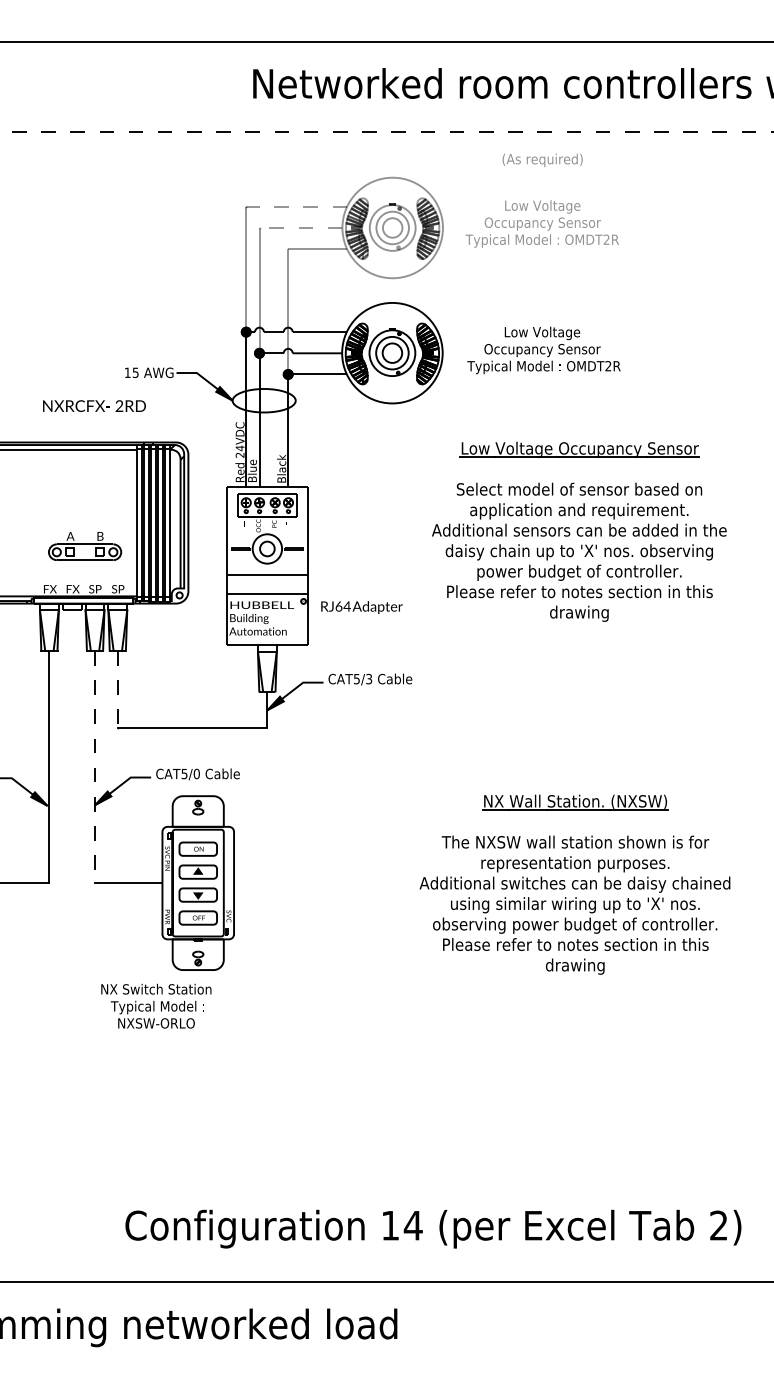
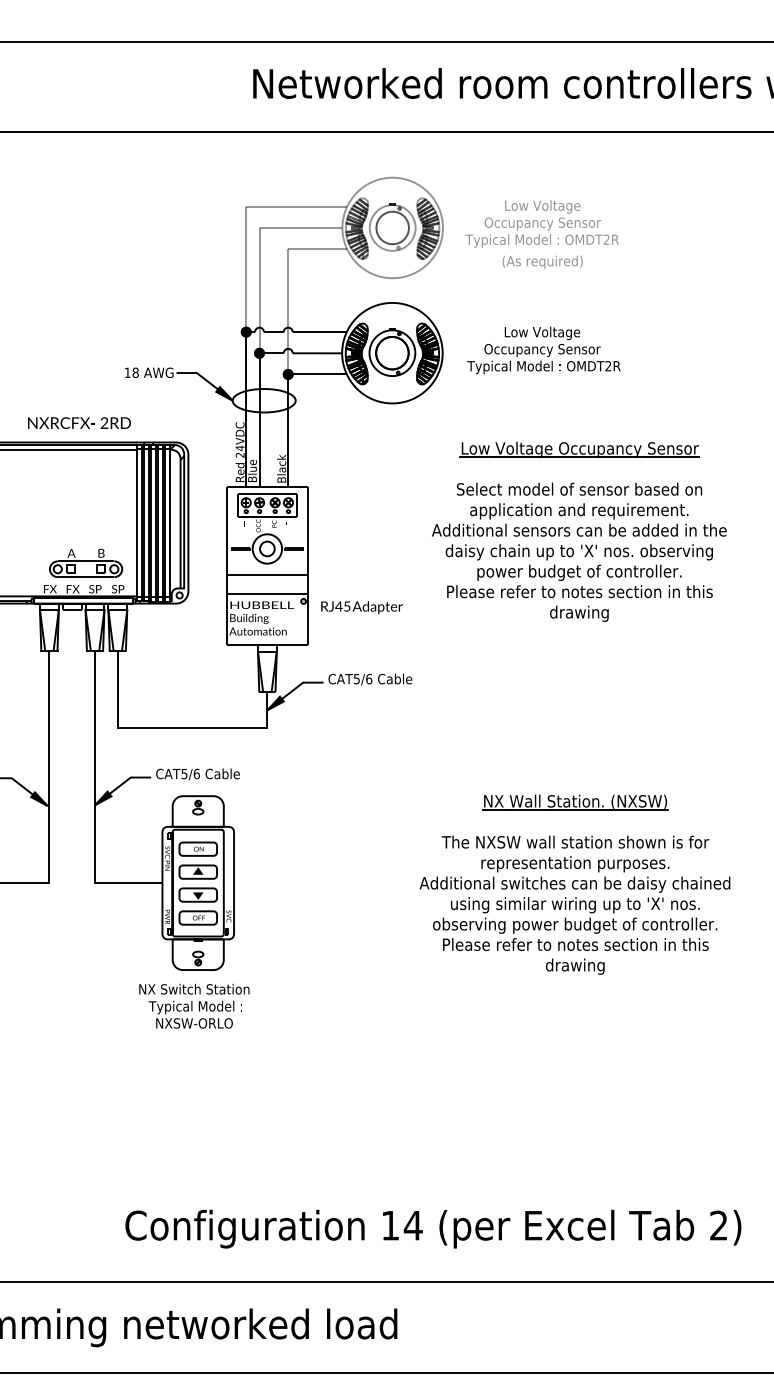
line: dashed -> solid (386, 132)
text position: (542, 159) -> (542, 261) (542, 261)
line: dashed -> solid (296, 206)
line: dashed -> solid (300, 227)
circle diameter: 20 px -> 33 px (392, 227)
circle diameter: 20 px -> 33 px (392, 352)
text: 15 -> 18 (135, 372)
text position: (94, 405) -> (79, 422) (79, 422)
part position: (85, 546) -> (86, 563) (86, 563)
text: RJ64 -> RJ45 (342, 606)
text: CAT5/3 -> CAT5/6 (369, 678)
line: dashed -> solid (117, 690)
line: dashed -> solid (95, 767)
text: CAT5/0 -> CAT5/6 (196, 773)
text position: (156, 1005) -> (194, 1005) (194, 1005)
line: none -> present (386, 1372)
